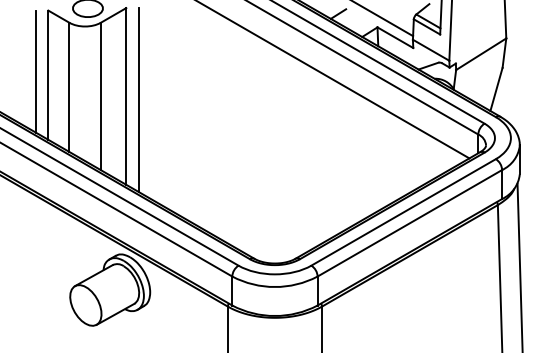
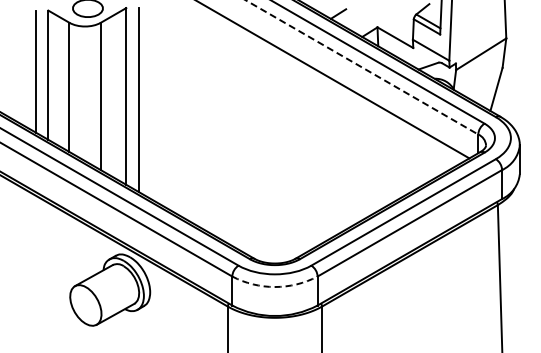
line: present -> none (383, 19)
line: solid -> dashed (362, 67)
line: present -> none (519, 266)
arc: solid -> dashed (274, 287)
